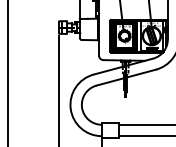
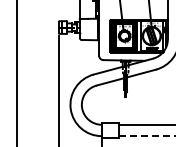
line position: (7, 72) -> (16, 72) (16, 72)
line: solid -> dashed (147, 136)
